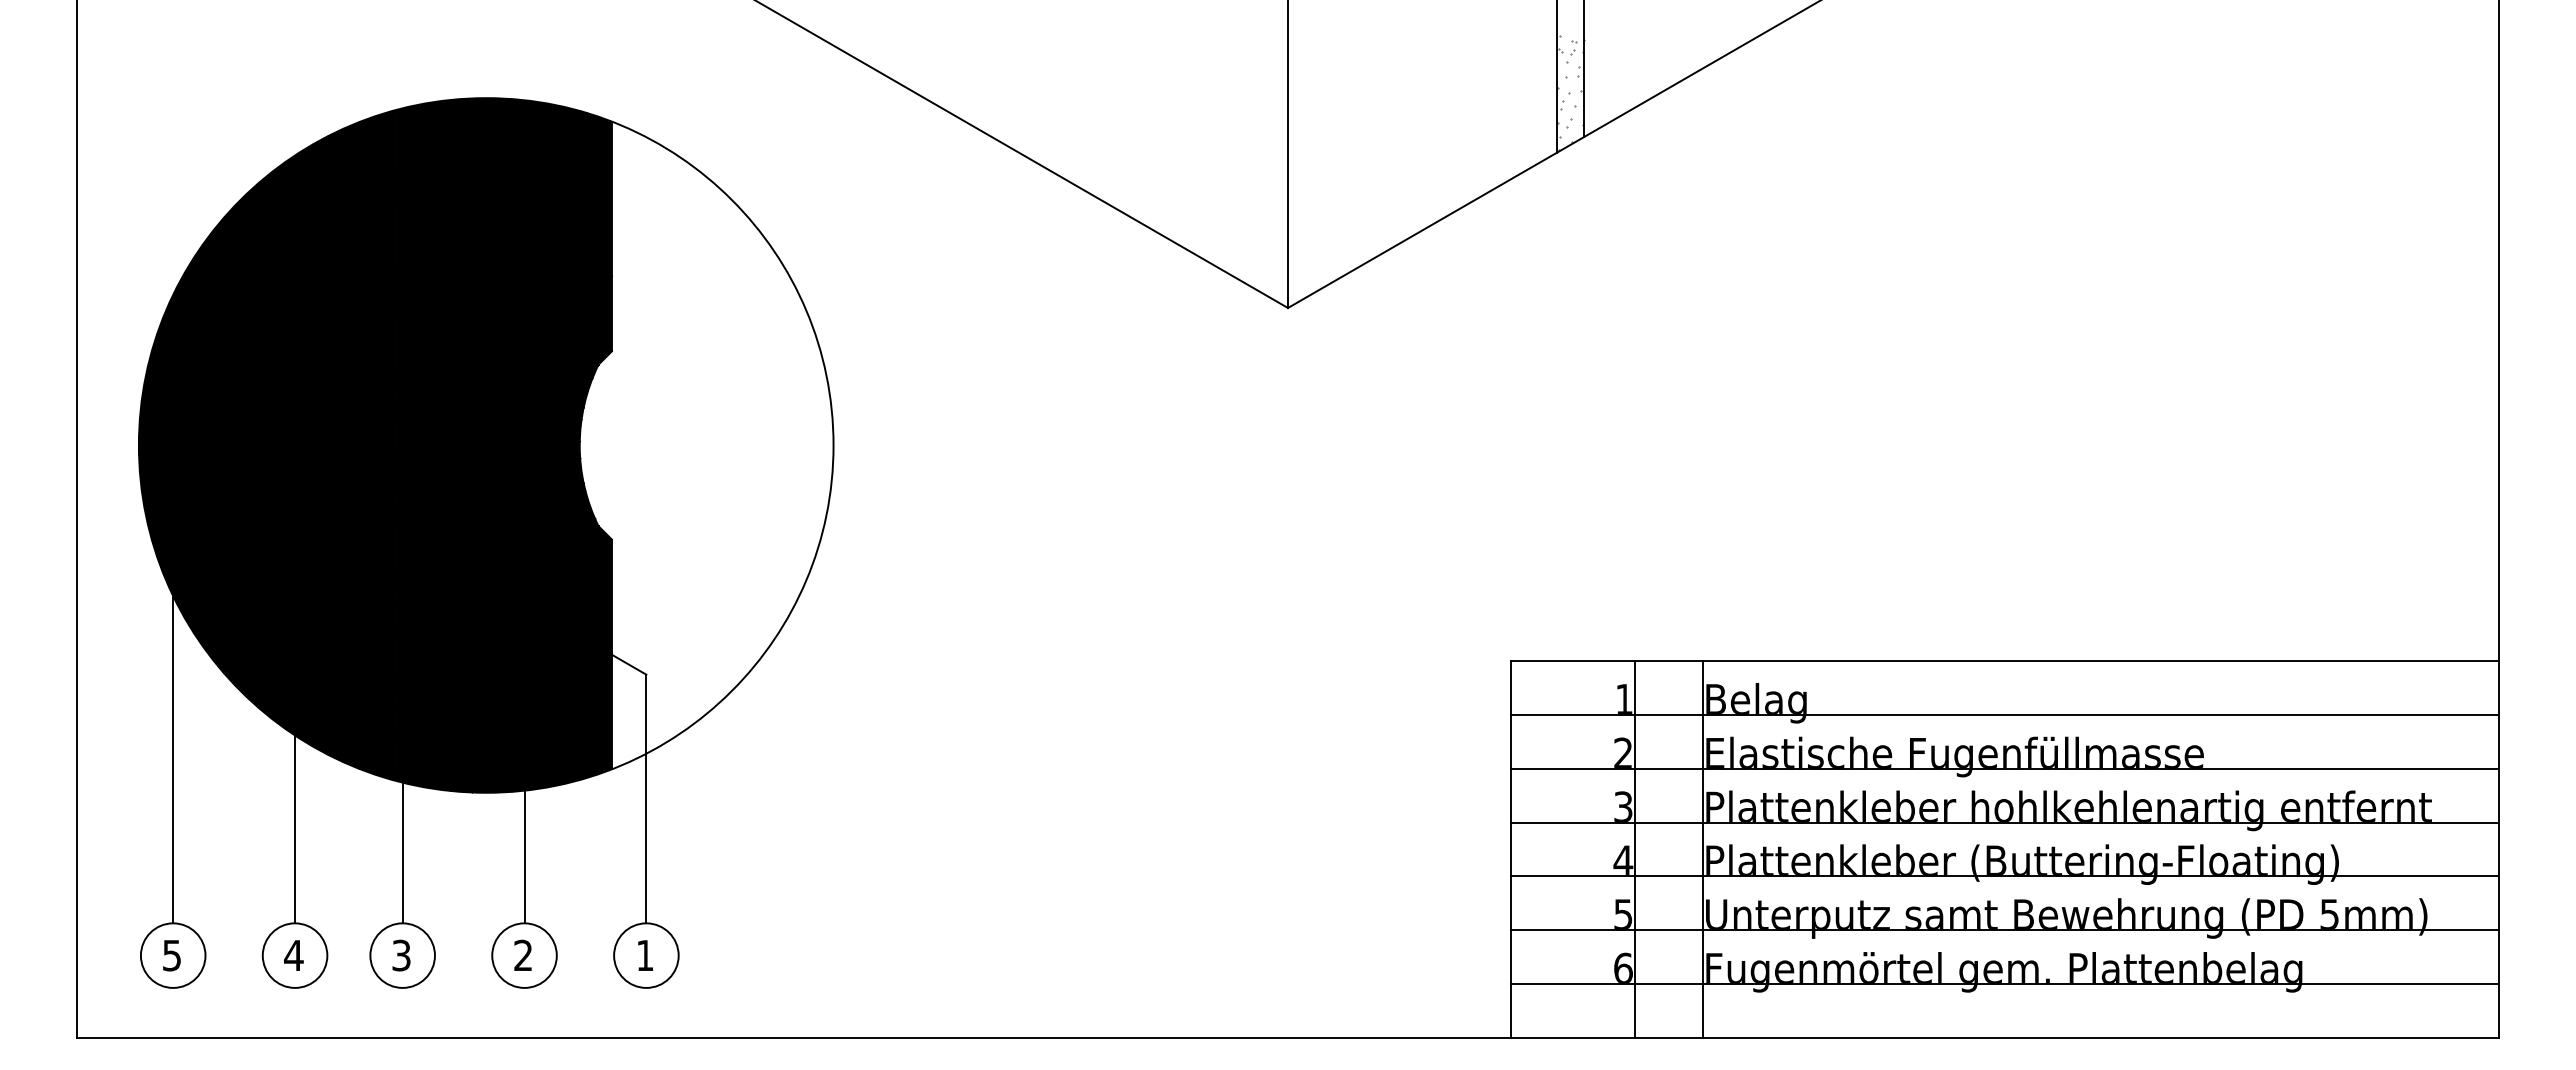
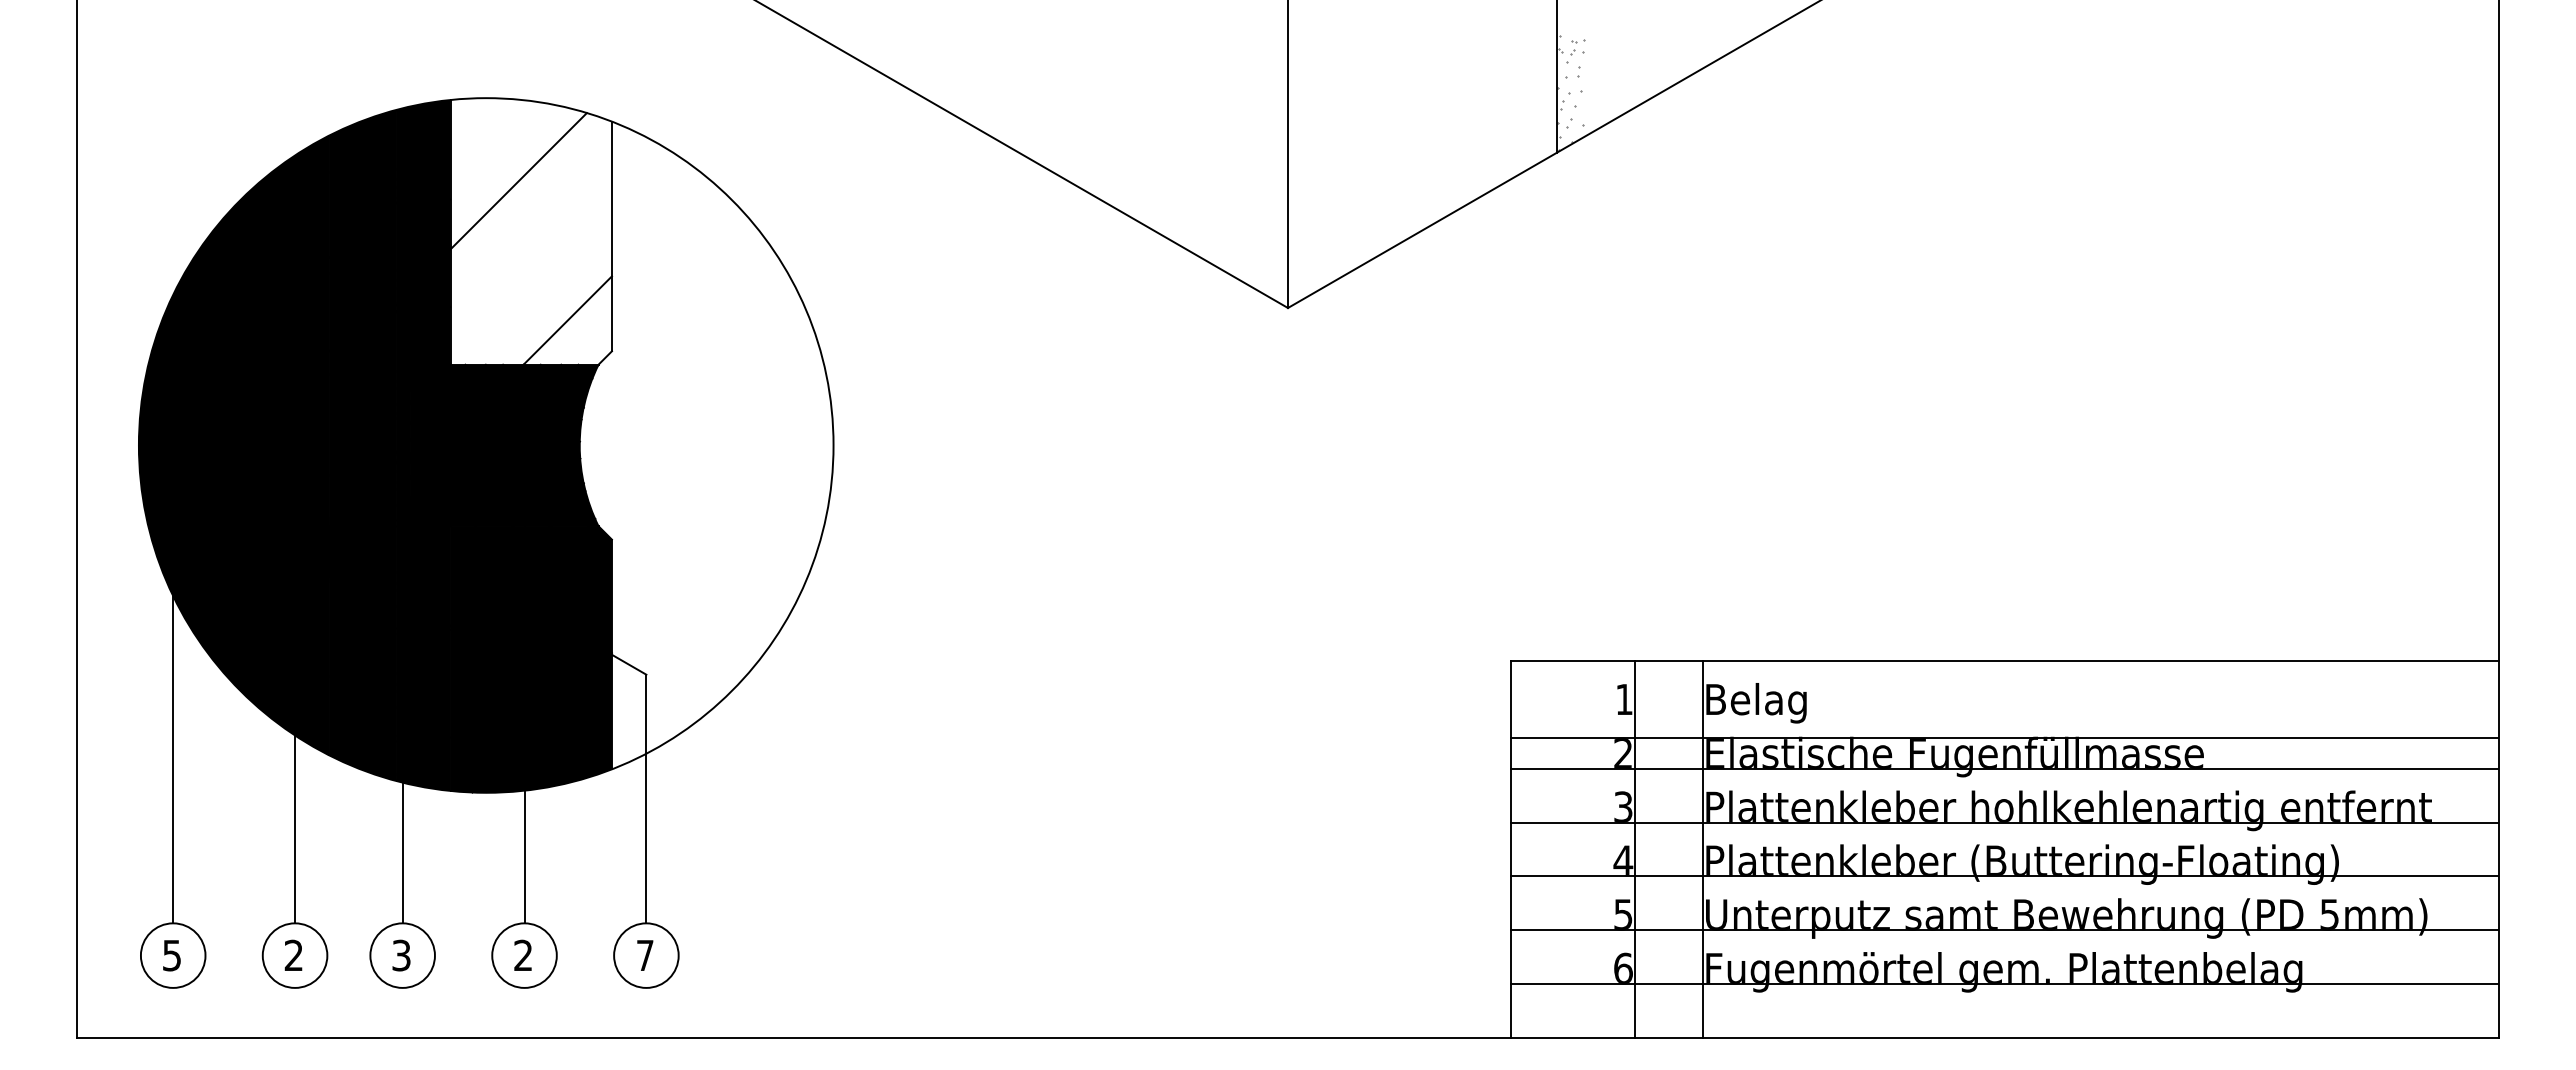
line: present -> none (1583, 69)
fill: present -> none (530, 231)
line position: (2004, 714) -> (2004, 737) (2004, 737)
text: 4 -> 2 (293, 954)
text: 1 -> 7 (645, 955)
